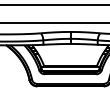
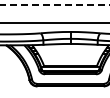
line: solid -> dashed (55, 5)
